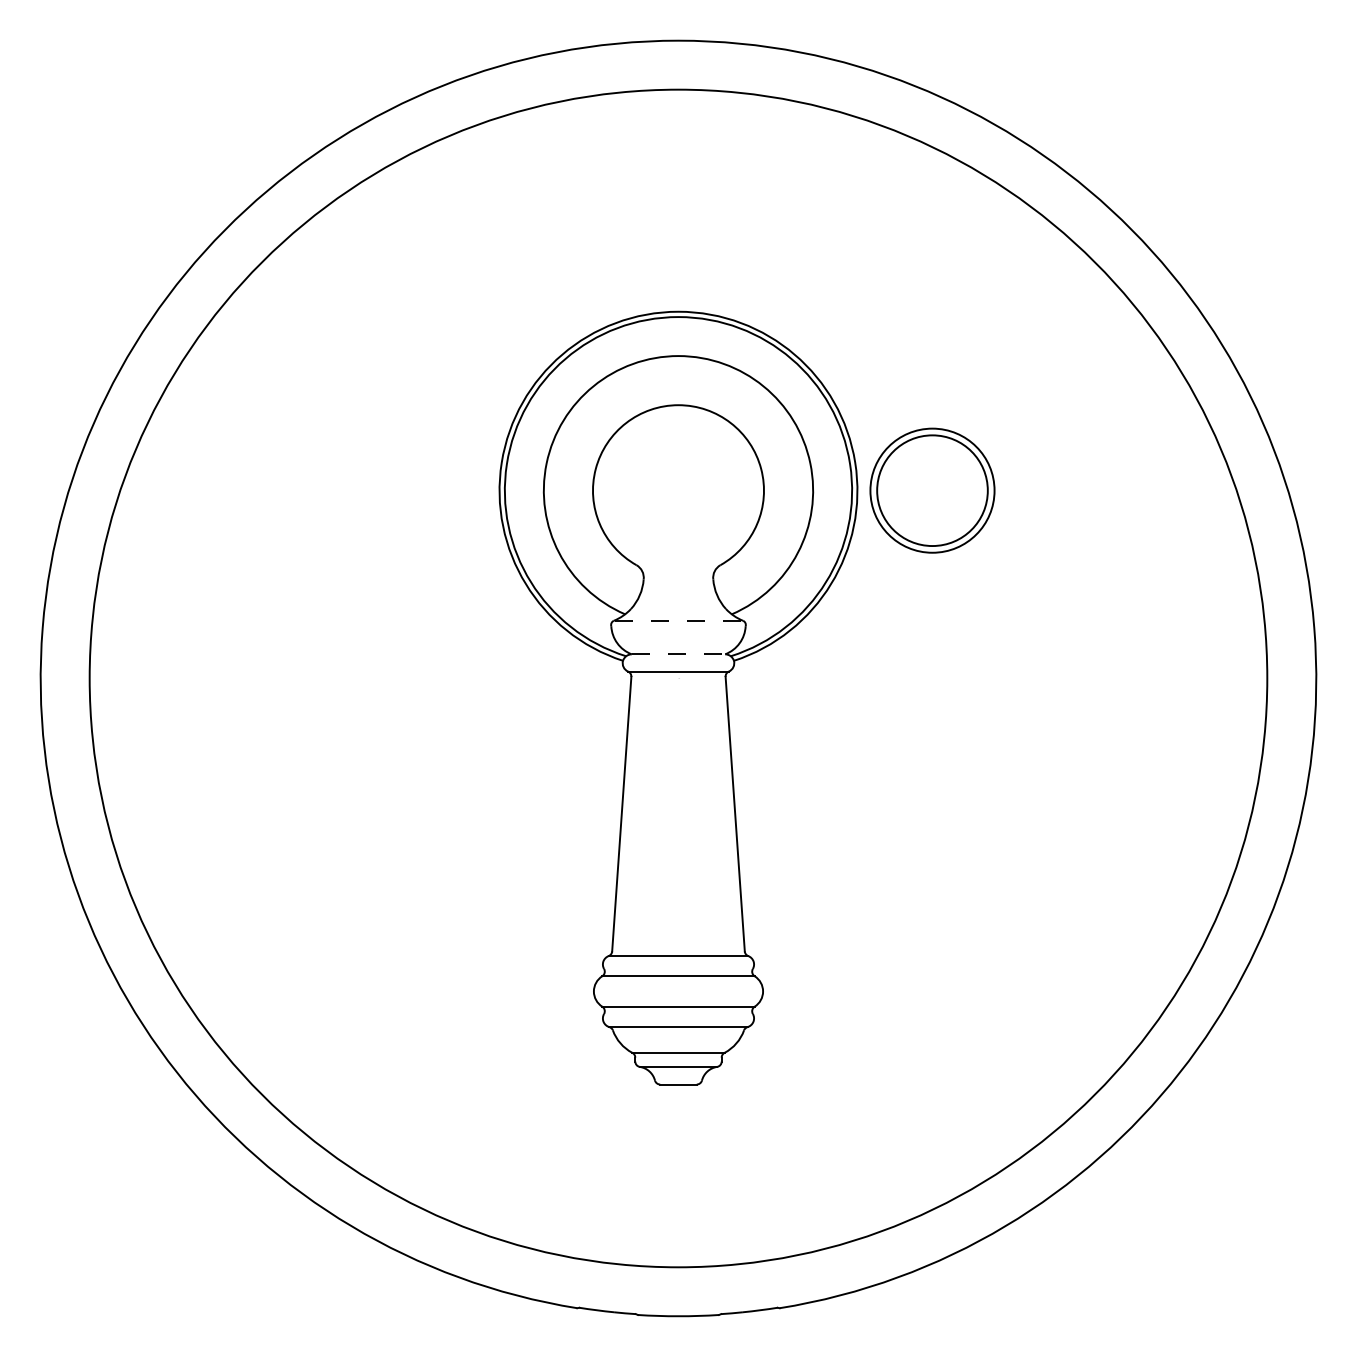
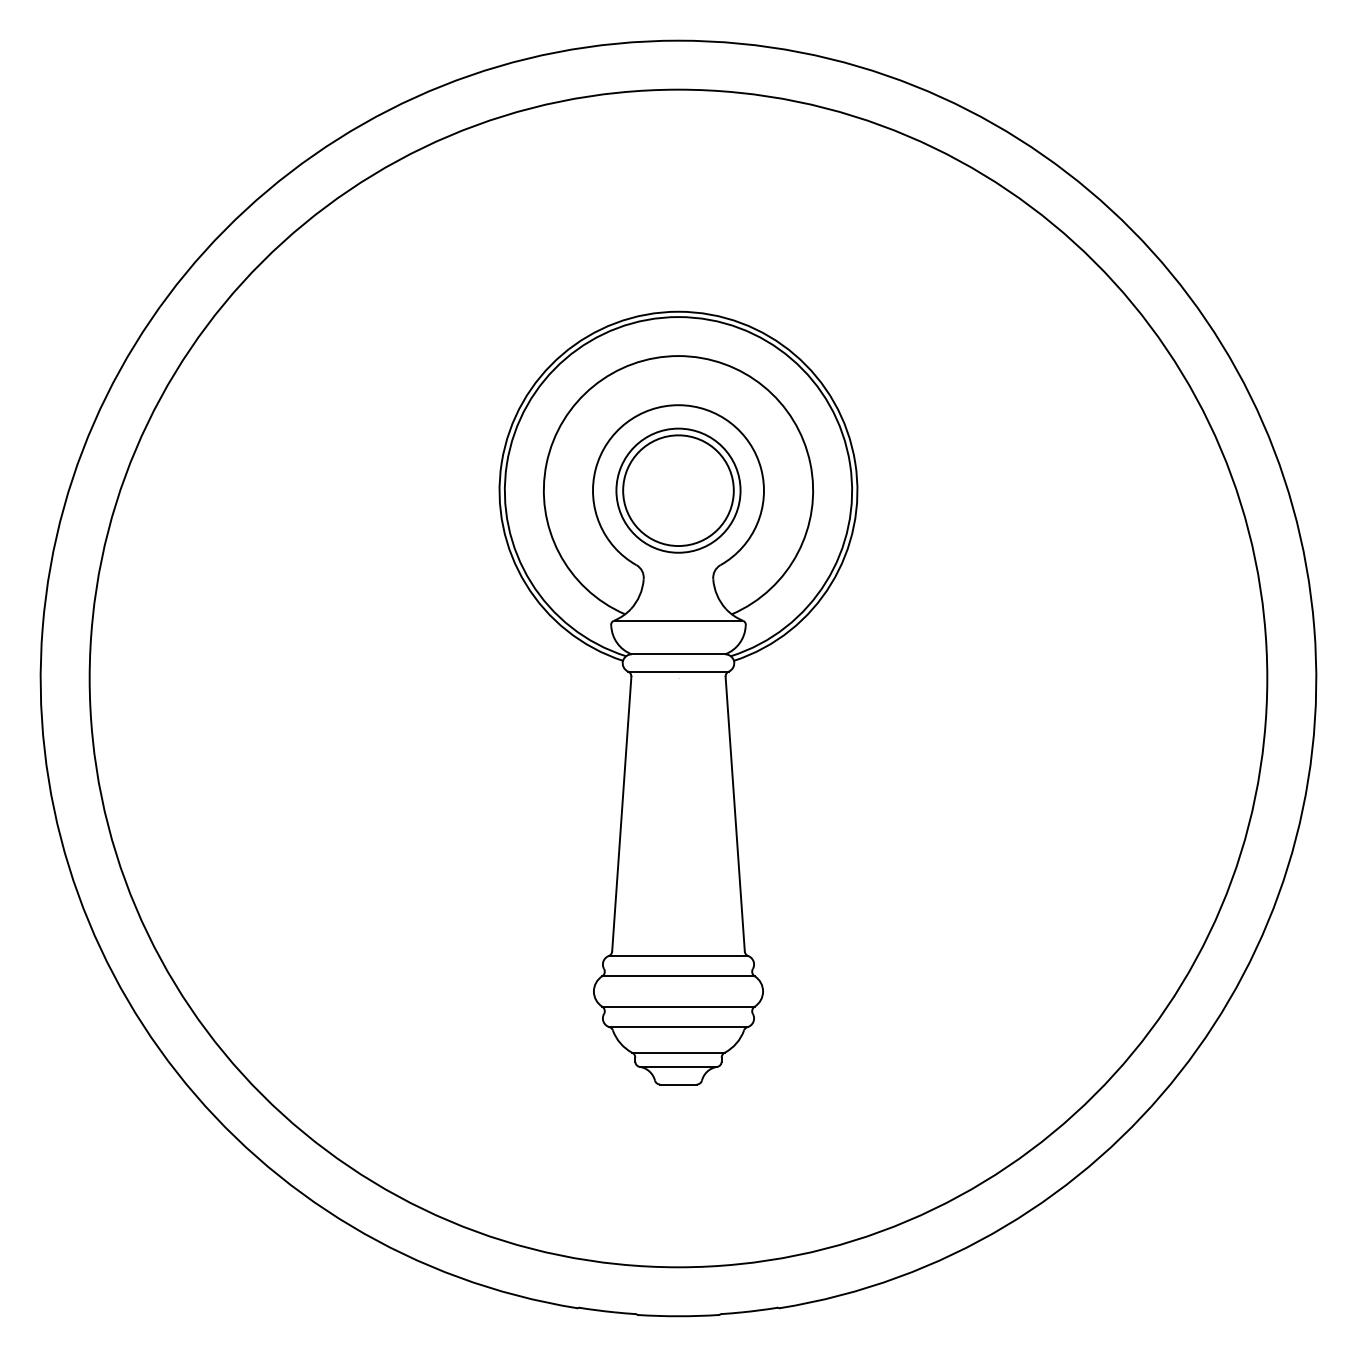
part position: (932, 490) -> (678, 490) (678, 490)
line: dashed -> solid (678, 620)
line: dashed -> solid (678, 654)
